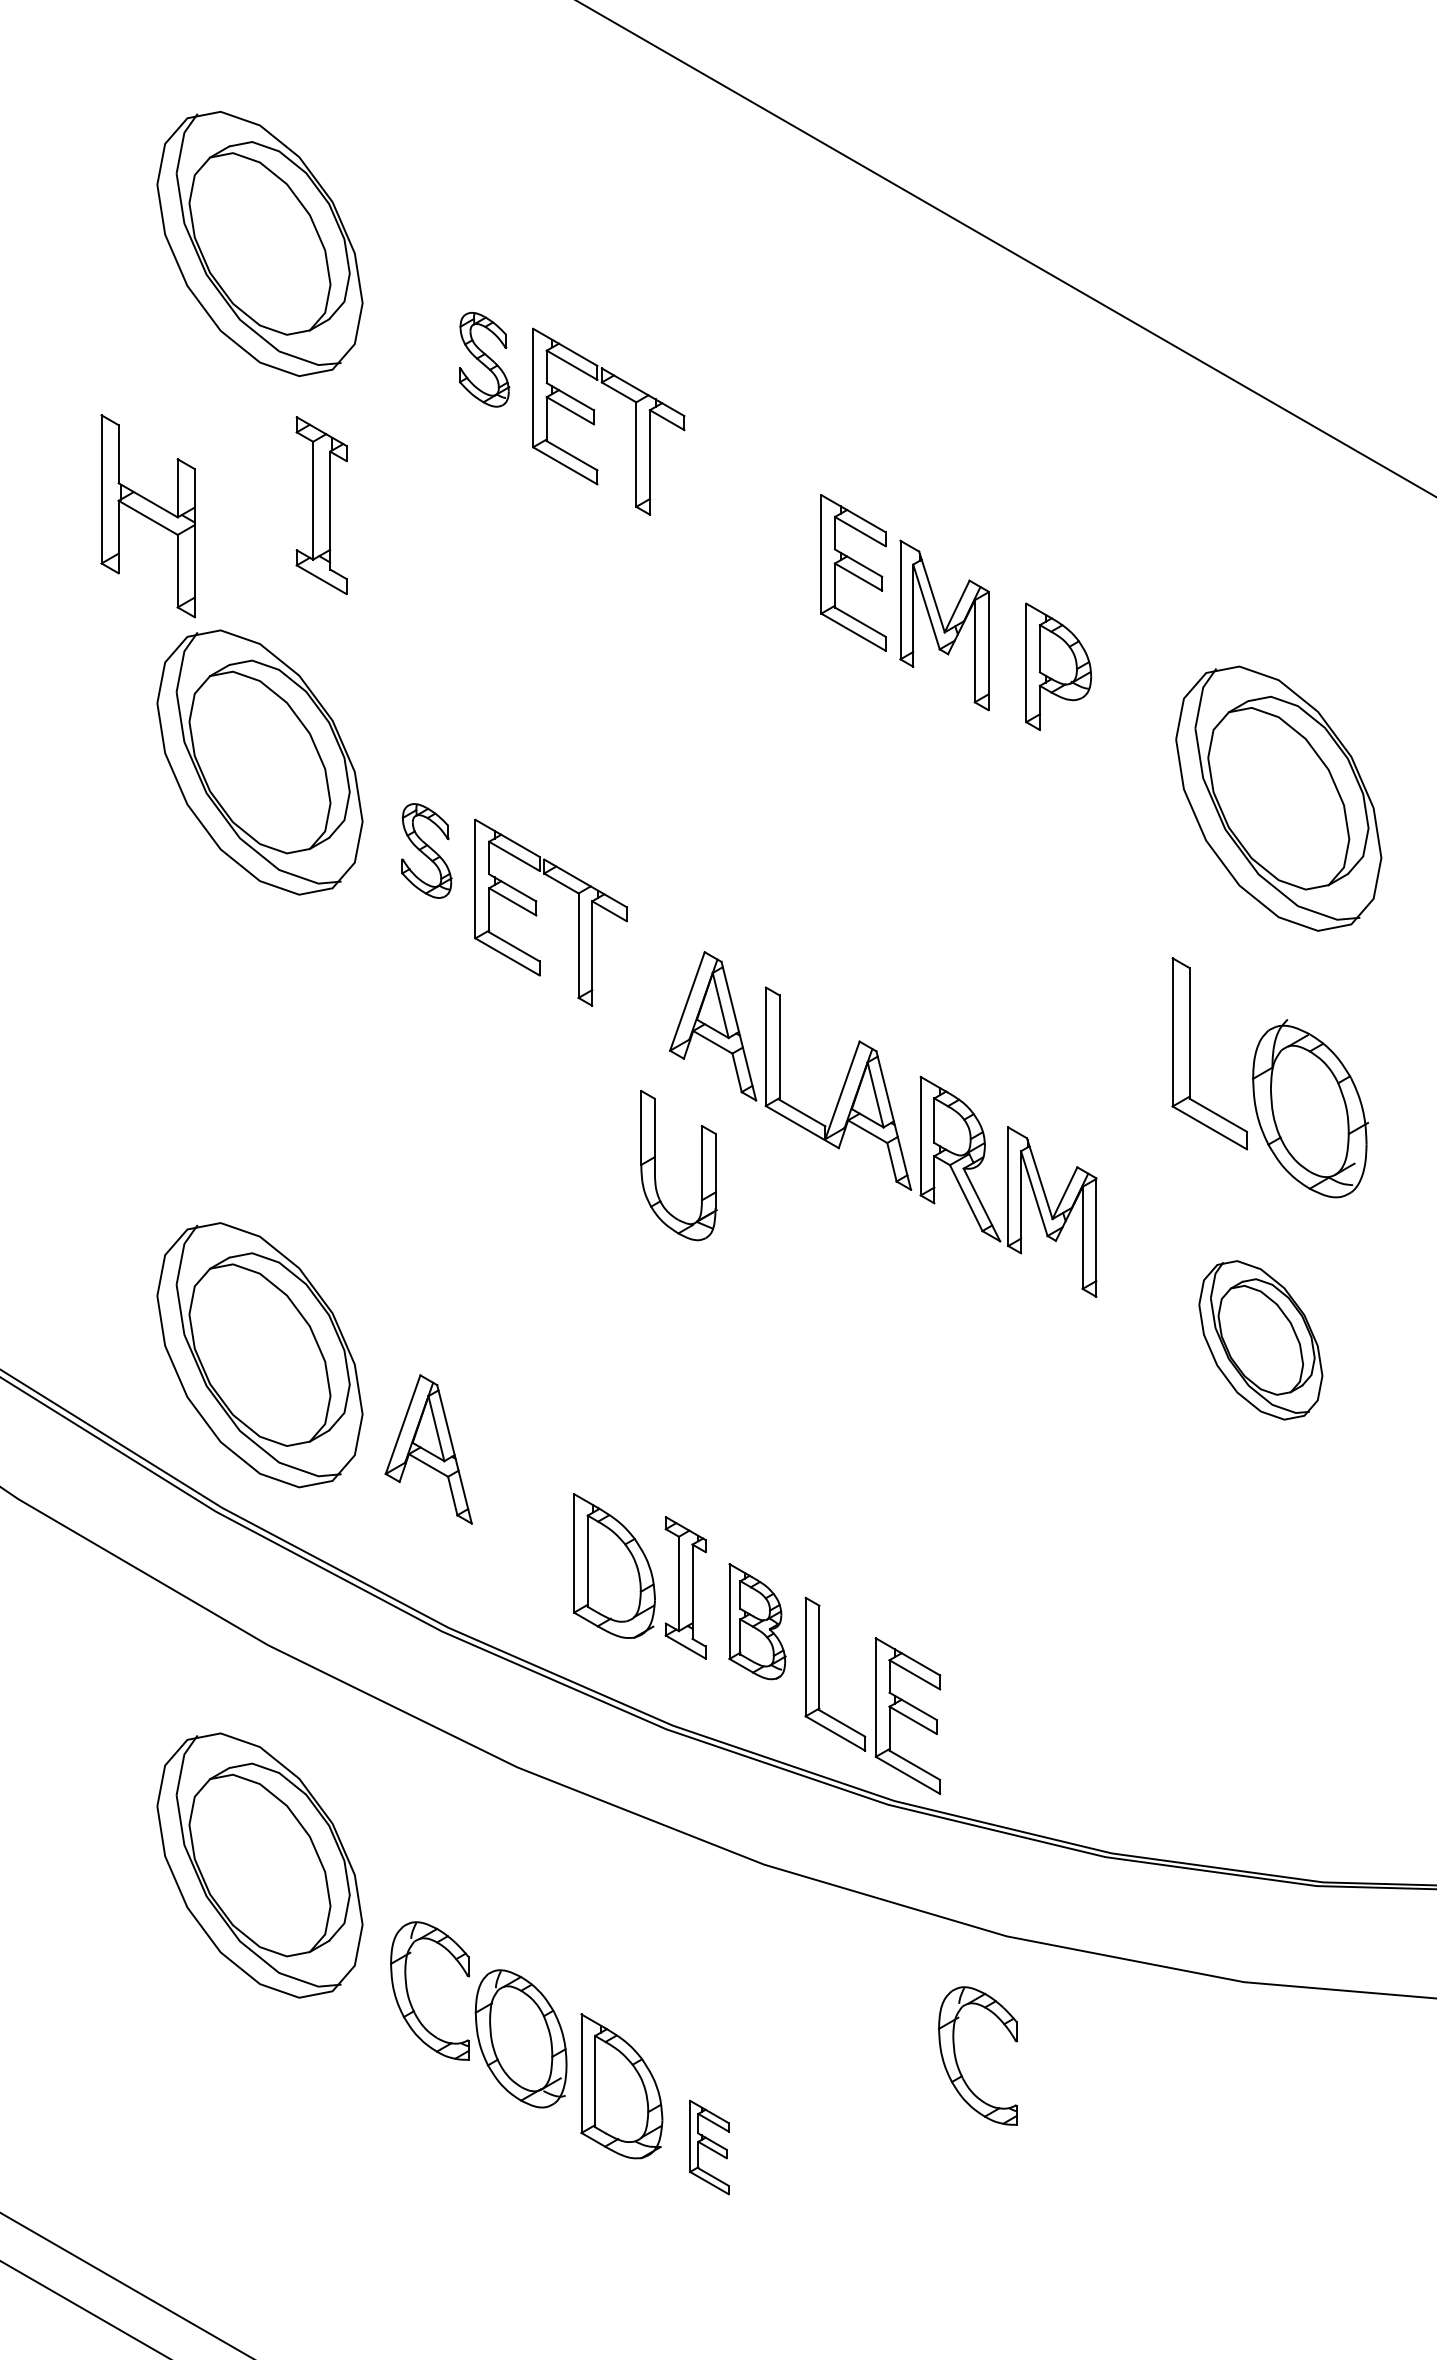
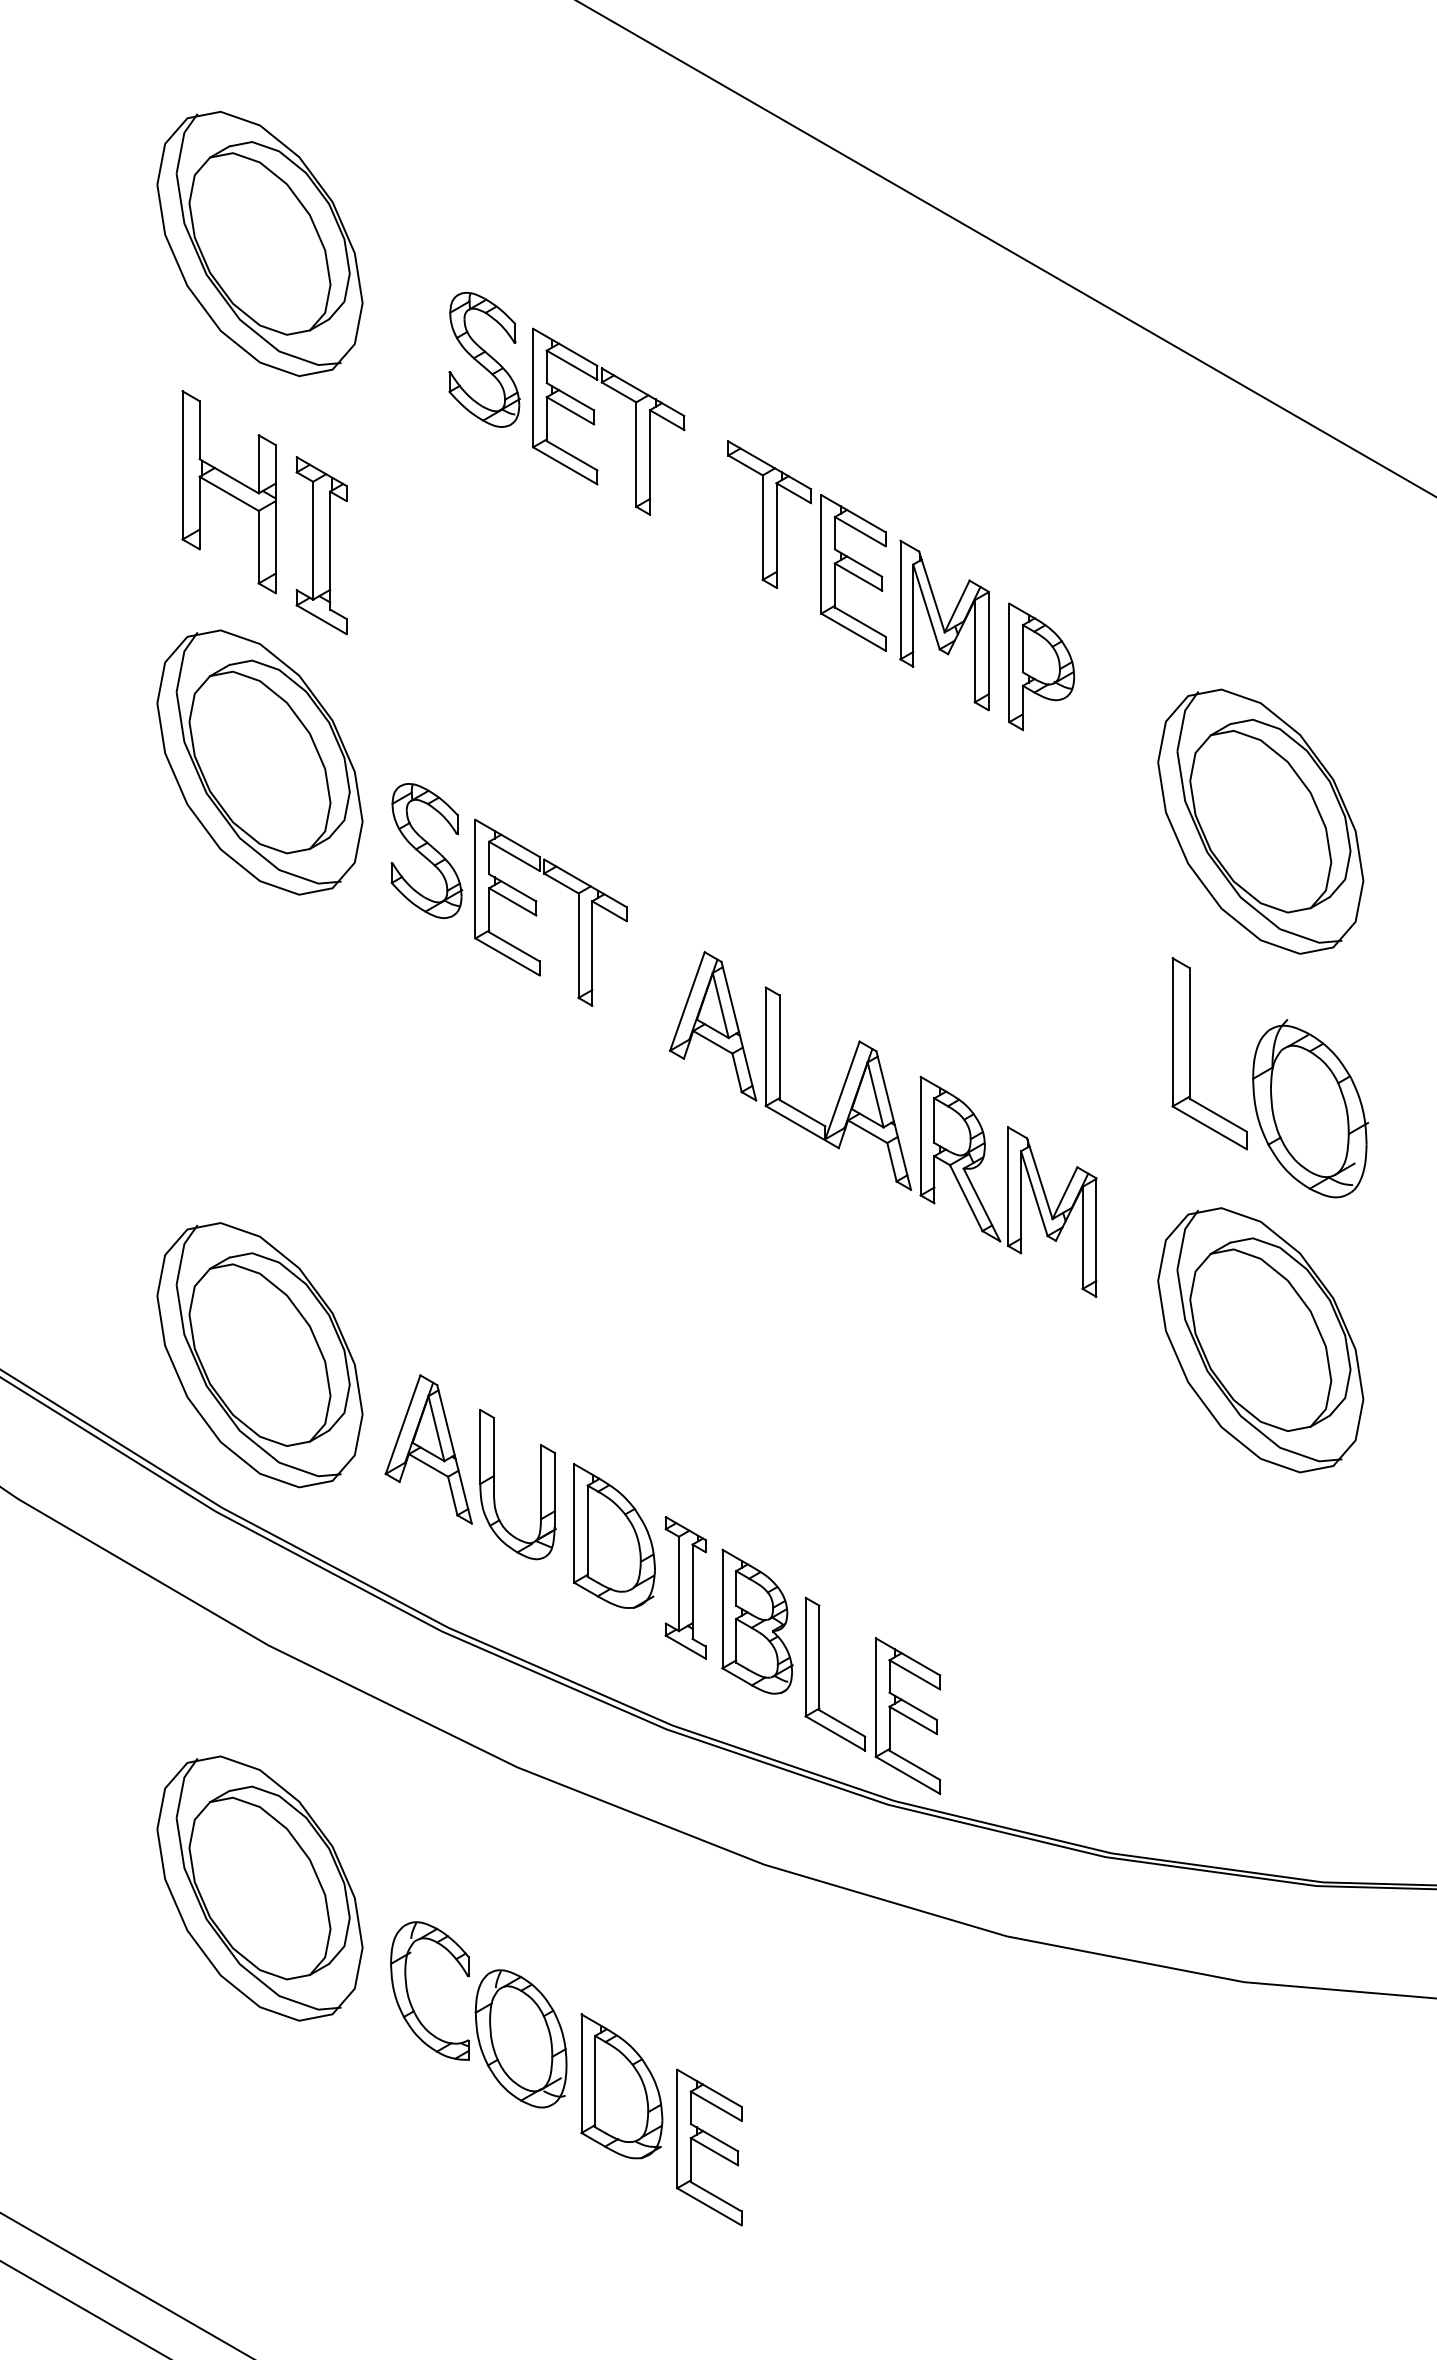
part size: 52x97 px -> 73x137 px (484, 359)
part position: (321, 505) -> (321, 545) (321, 545)
part: none -> present (769, 514)
part position: (147, 516) -> (228, 492) (228, 492)
part position: (1058, 666) -> (1041, 666) (1041, 666)
part position: (1278, 798) -> (1260, 821) (1260, 821)
part size: 52x96 px -> 74x136 px (426, 850)
part position: (655, 1165) -> (494, 1484) (494, 1484)
part size: 126x161 px -> 208x267 px (1260, 1340)
part position: (614, 1565) -> (614, 1535) (614, 1535)
part size: 59x118 px -> 73x147 px (757, 1621)
part position: (259, 1865) -> (259, 1888) (259, 1888)
part: present -> none (957, 2061)
part size: 41x97 px -> 67x159 px (709, 2147)
